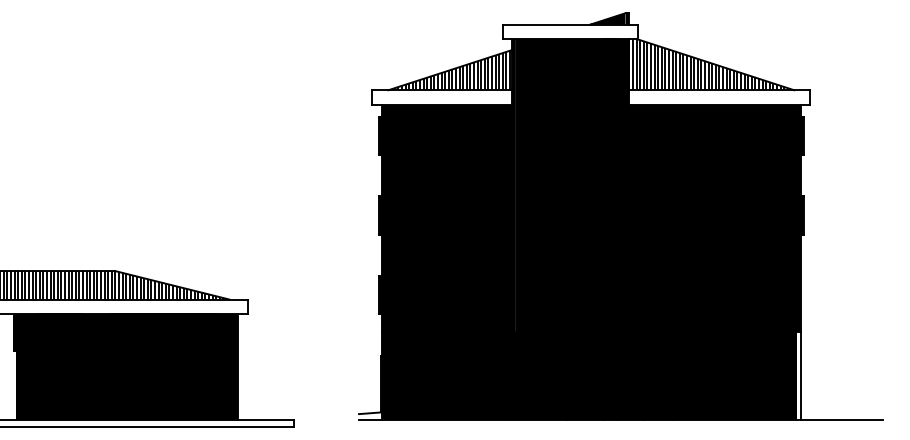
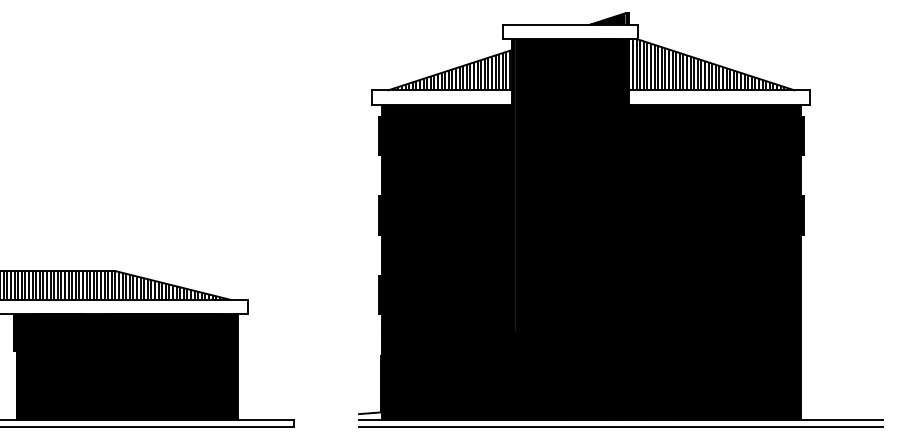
fill: none -> present (798, 375)
line: none -> present (620, 426)
